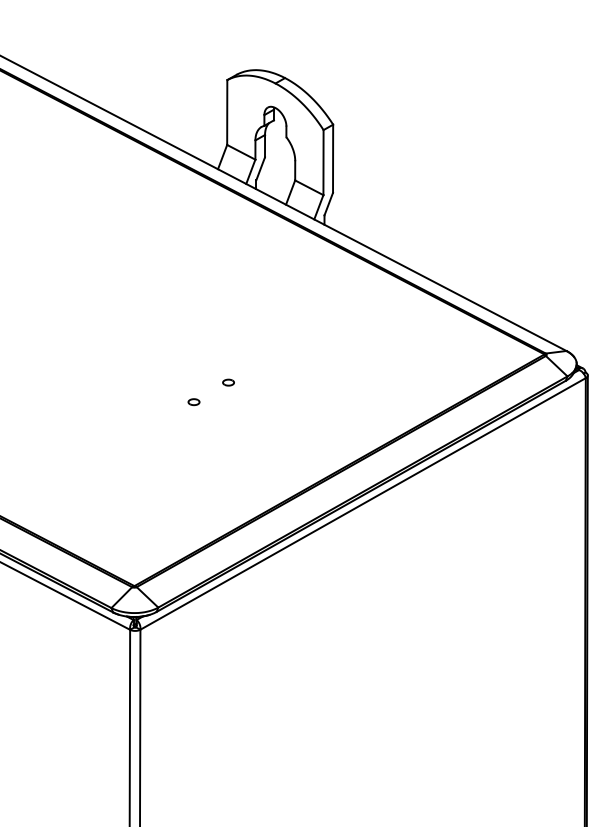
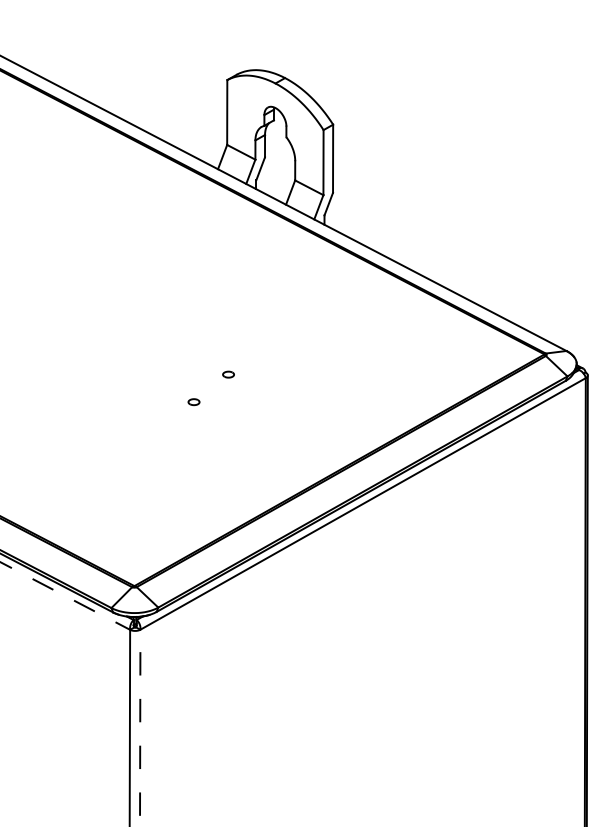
part position: (228, 382) -> (228, 374) (228, 374)
line: solid -> dashed (65, 596)
line: solid -> dashed (140, 727)
